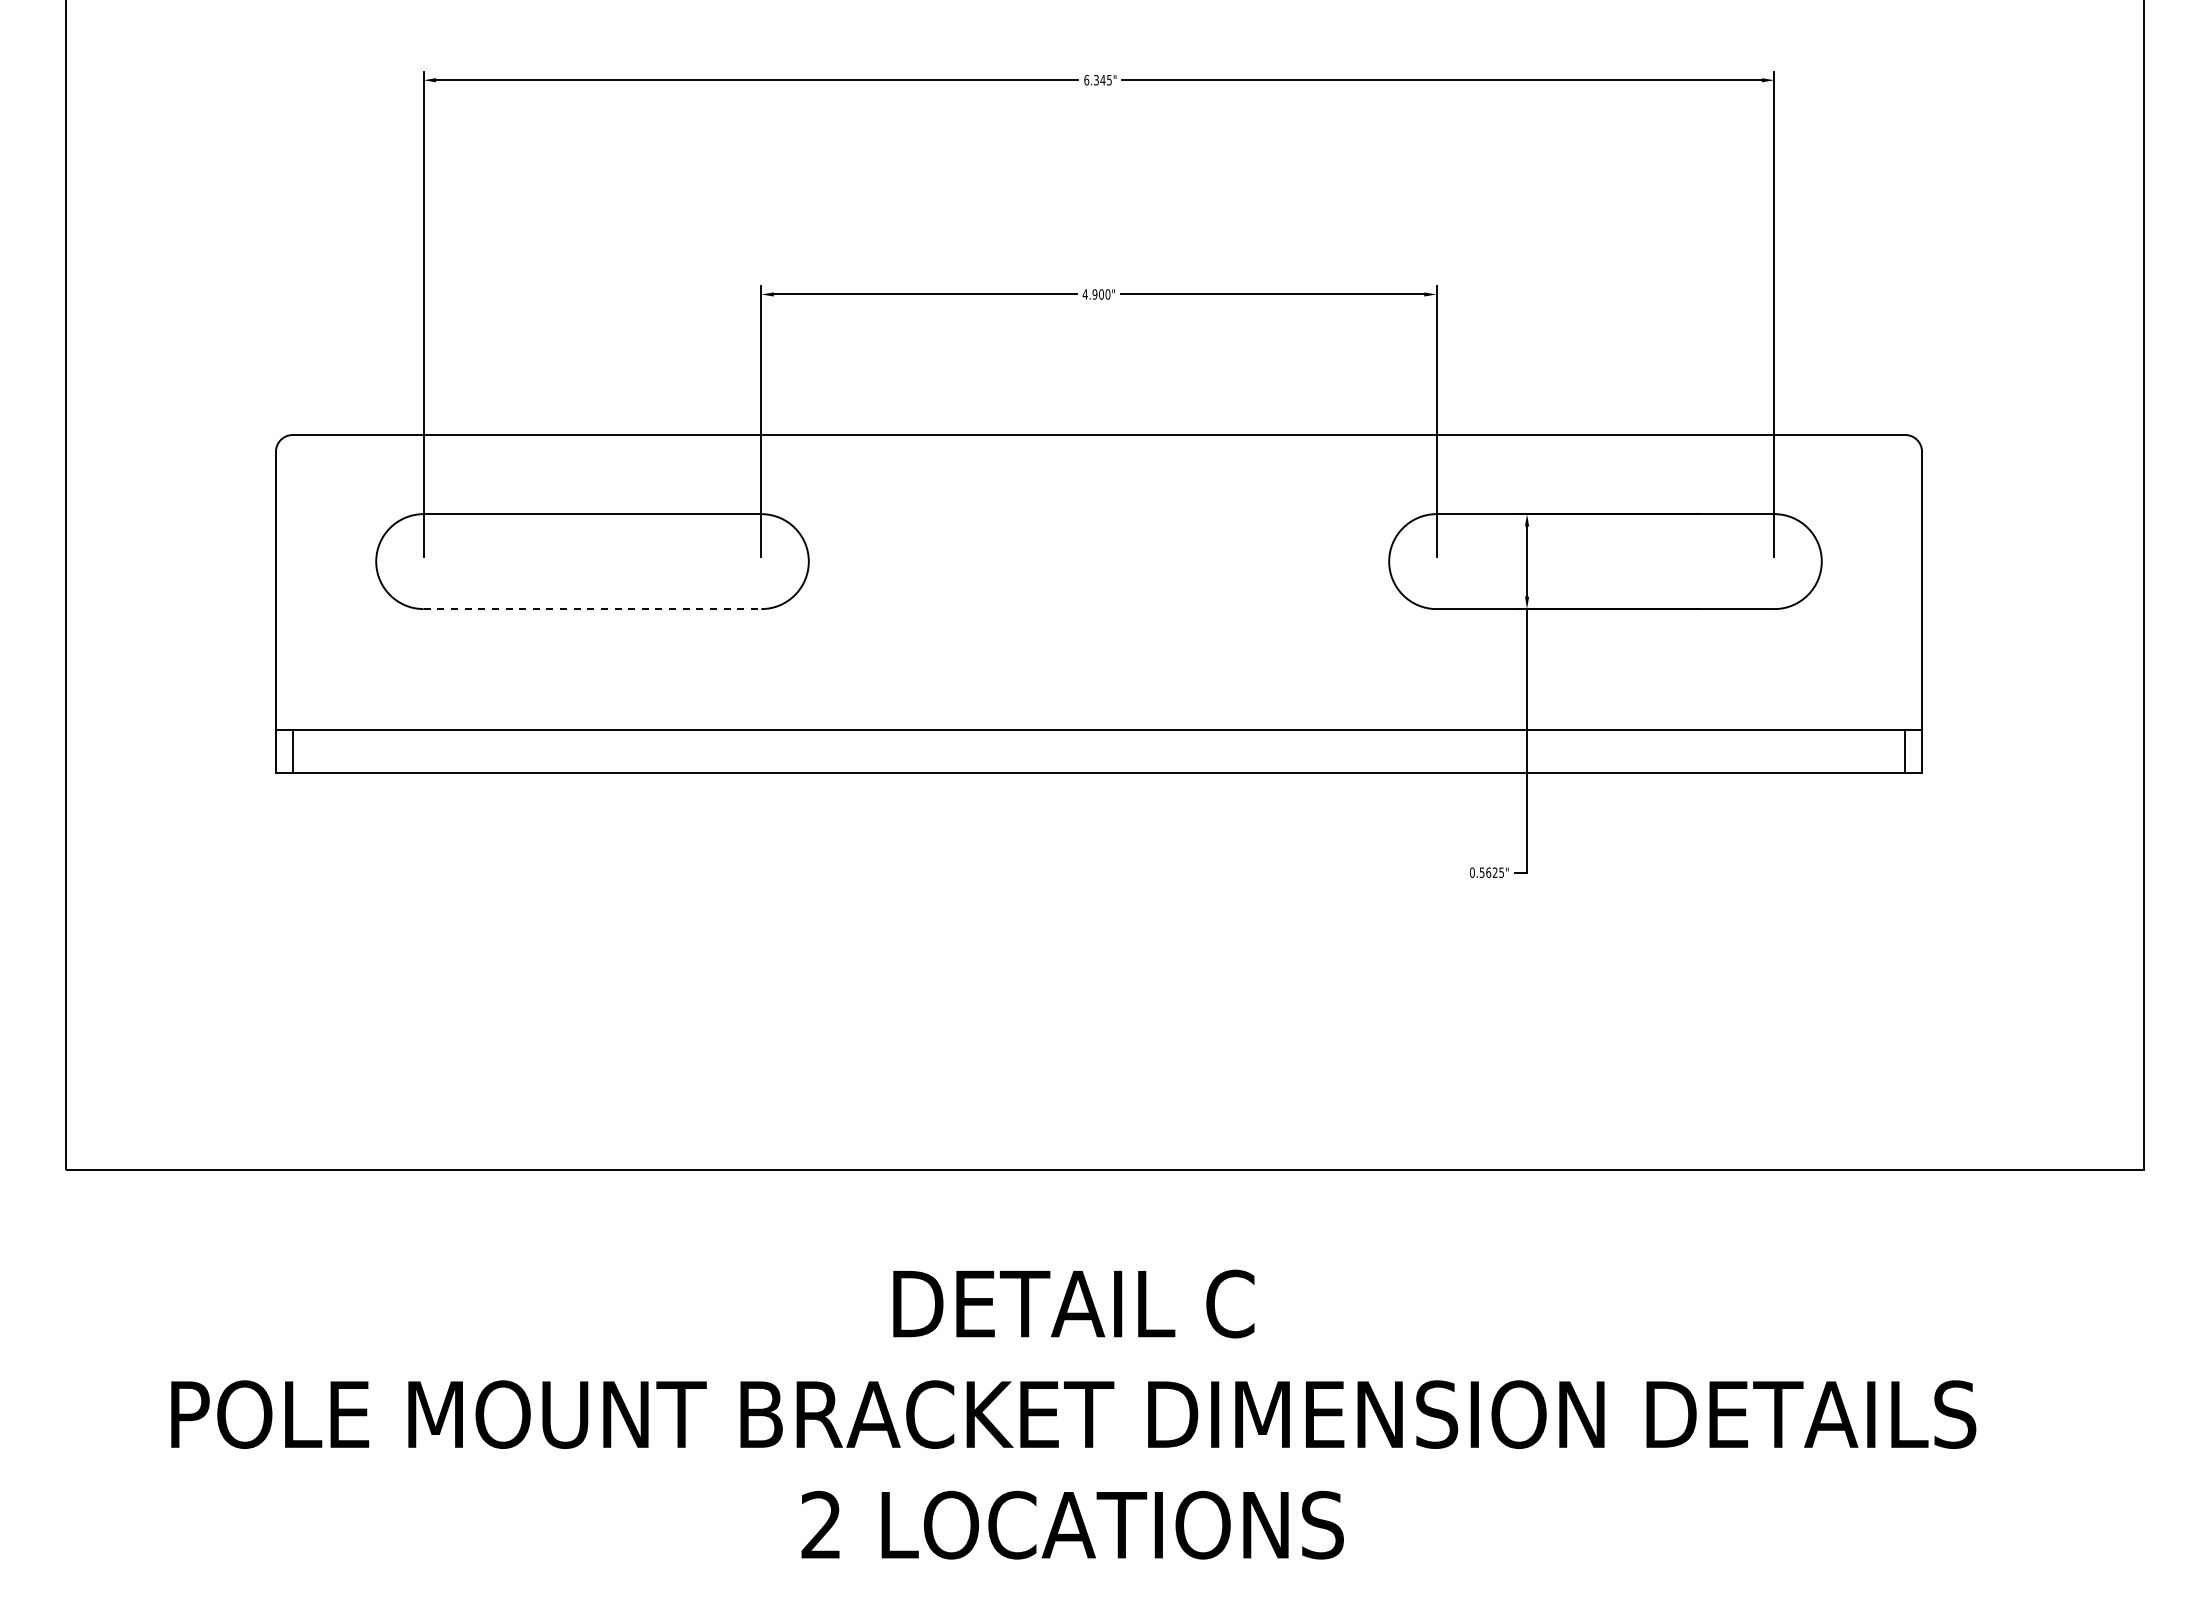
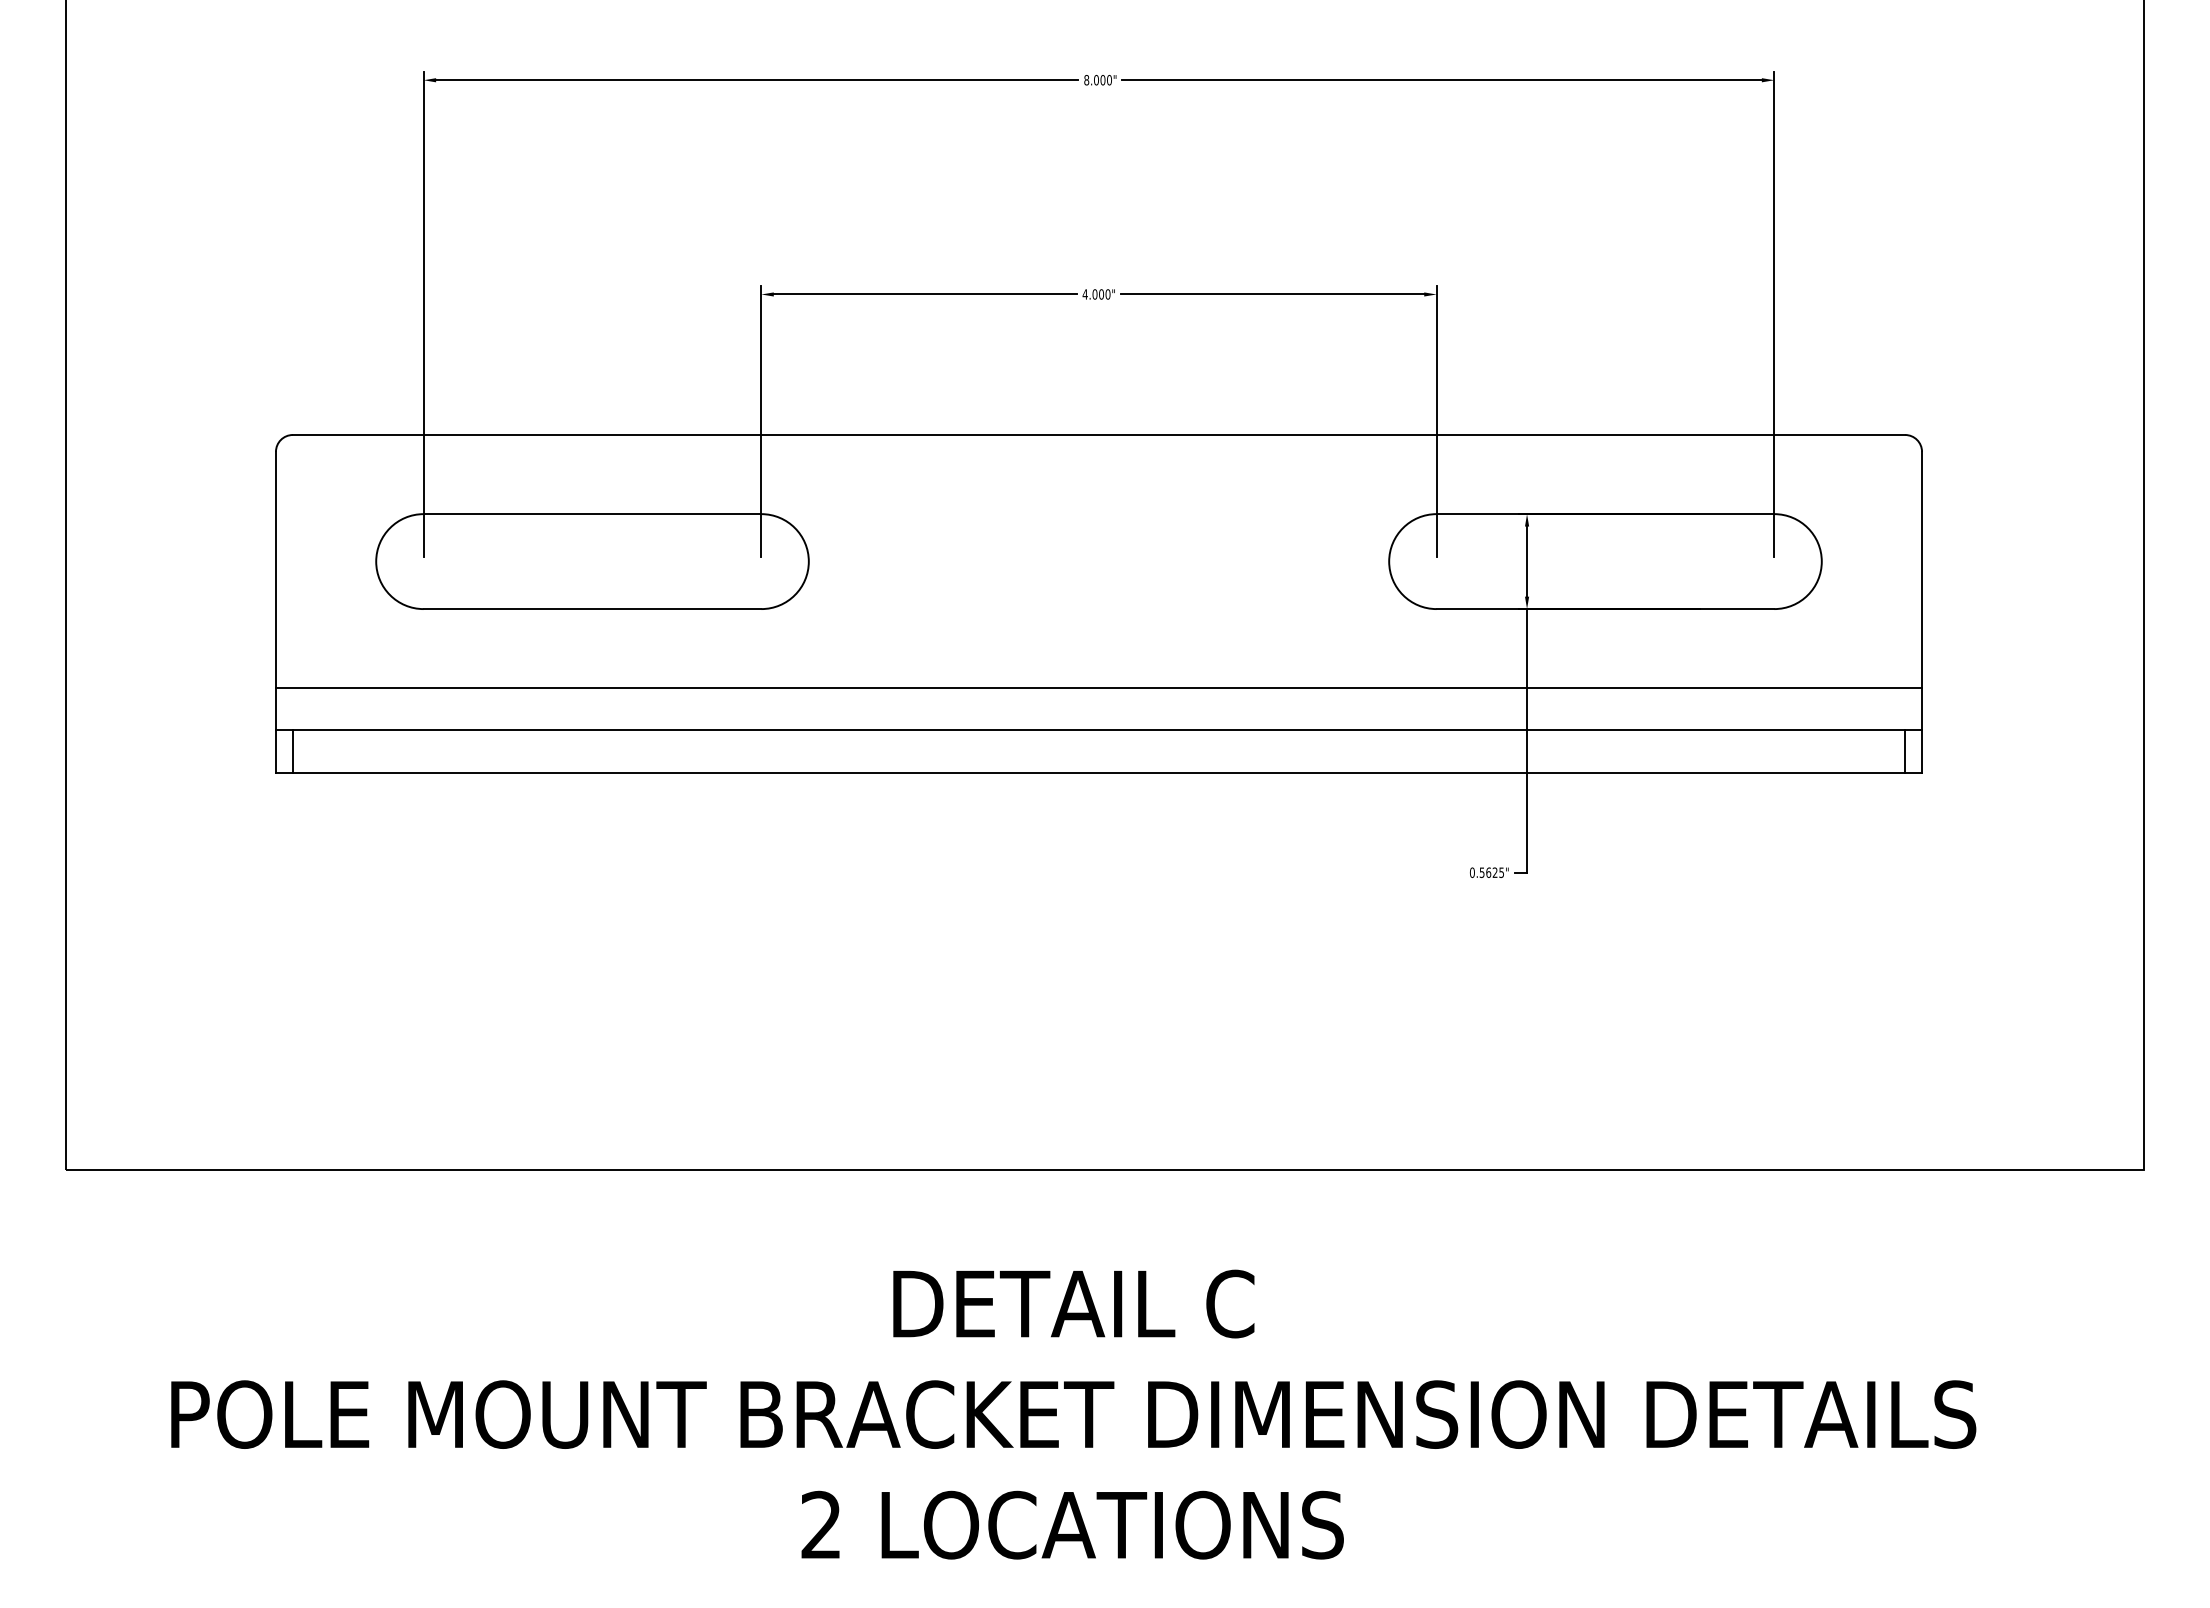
text: 6.345" -> 8.000" (1097, 79)
text: 4.900" -> 4.000" (1094, 294)
line: dashed -> solid (592, 609)
line: none -> present (1098, 688)
